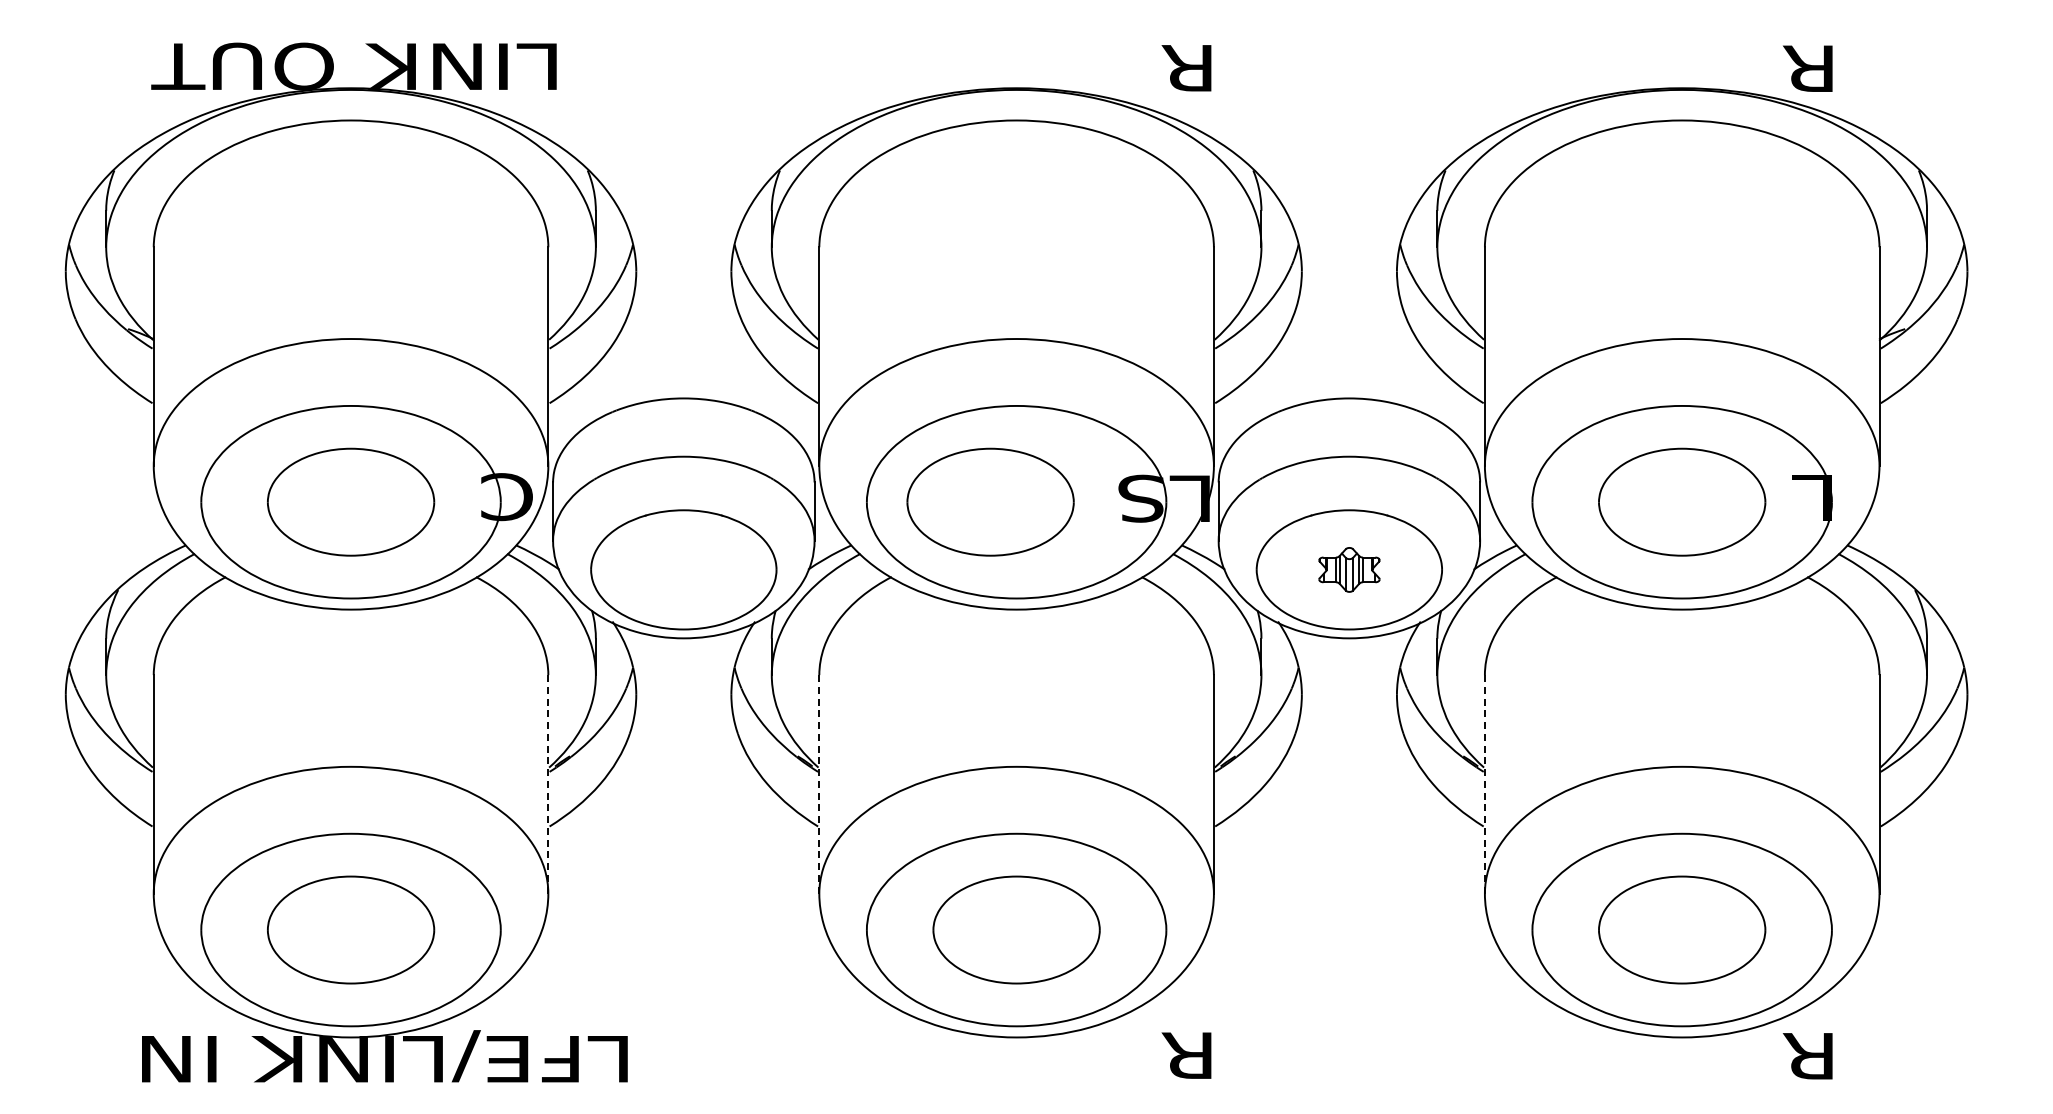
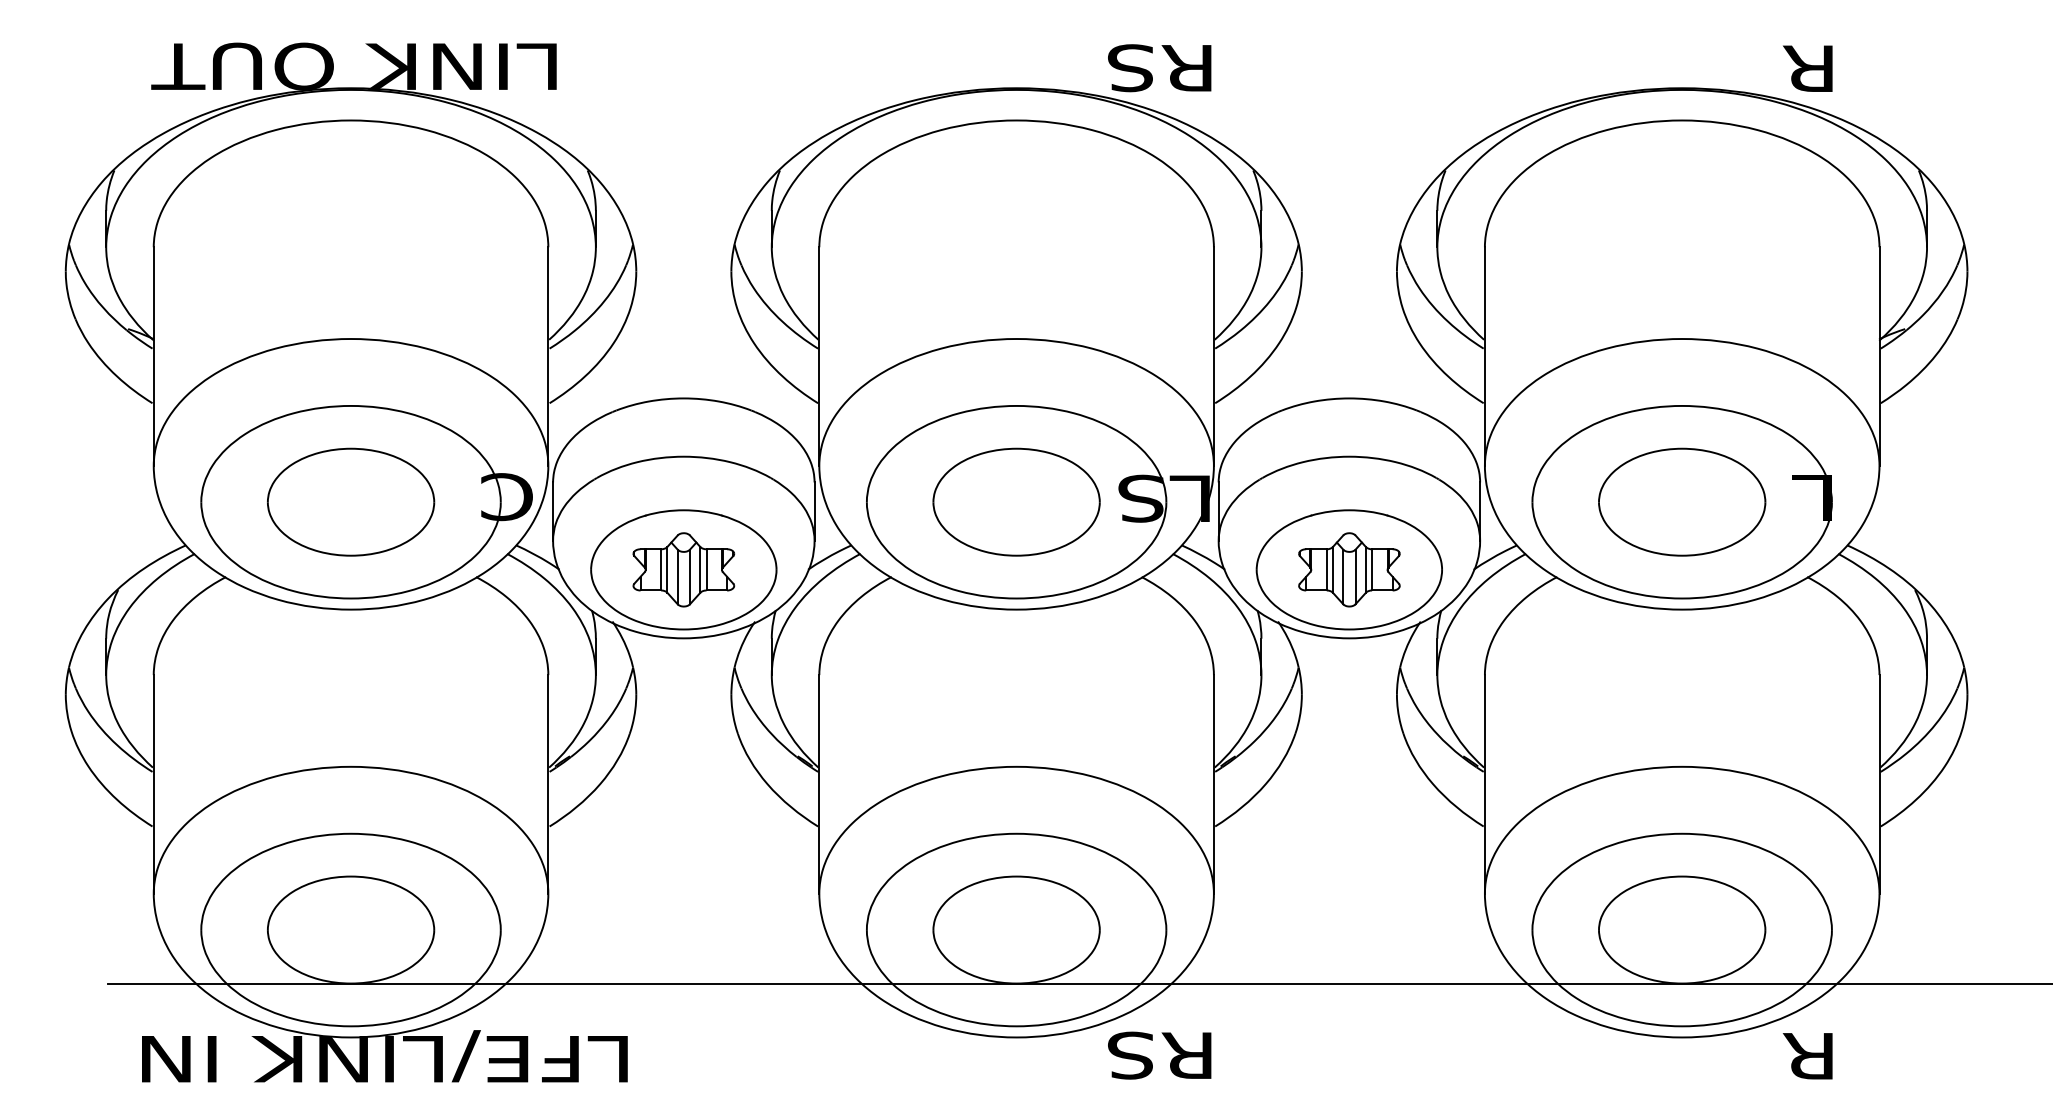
text: R -> RS (1130, 68)
part position: (990, 501) -> (1016, 501) (1016, 501)
part: none -> present (683, 569)
part size: 63x46 px -> 103x76 px (1349, 569)
line: dashed -> solid (548, 784)
line: dashed -> solid (819, 784)
line: dashed -> solid (1484, 784)
line: none -> present (1078, 983)
text: R -> RS (1130, 1055)
